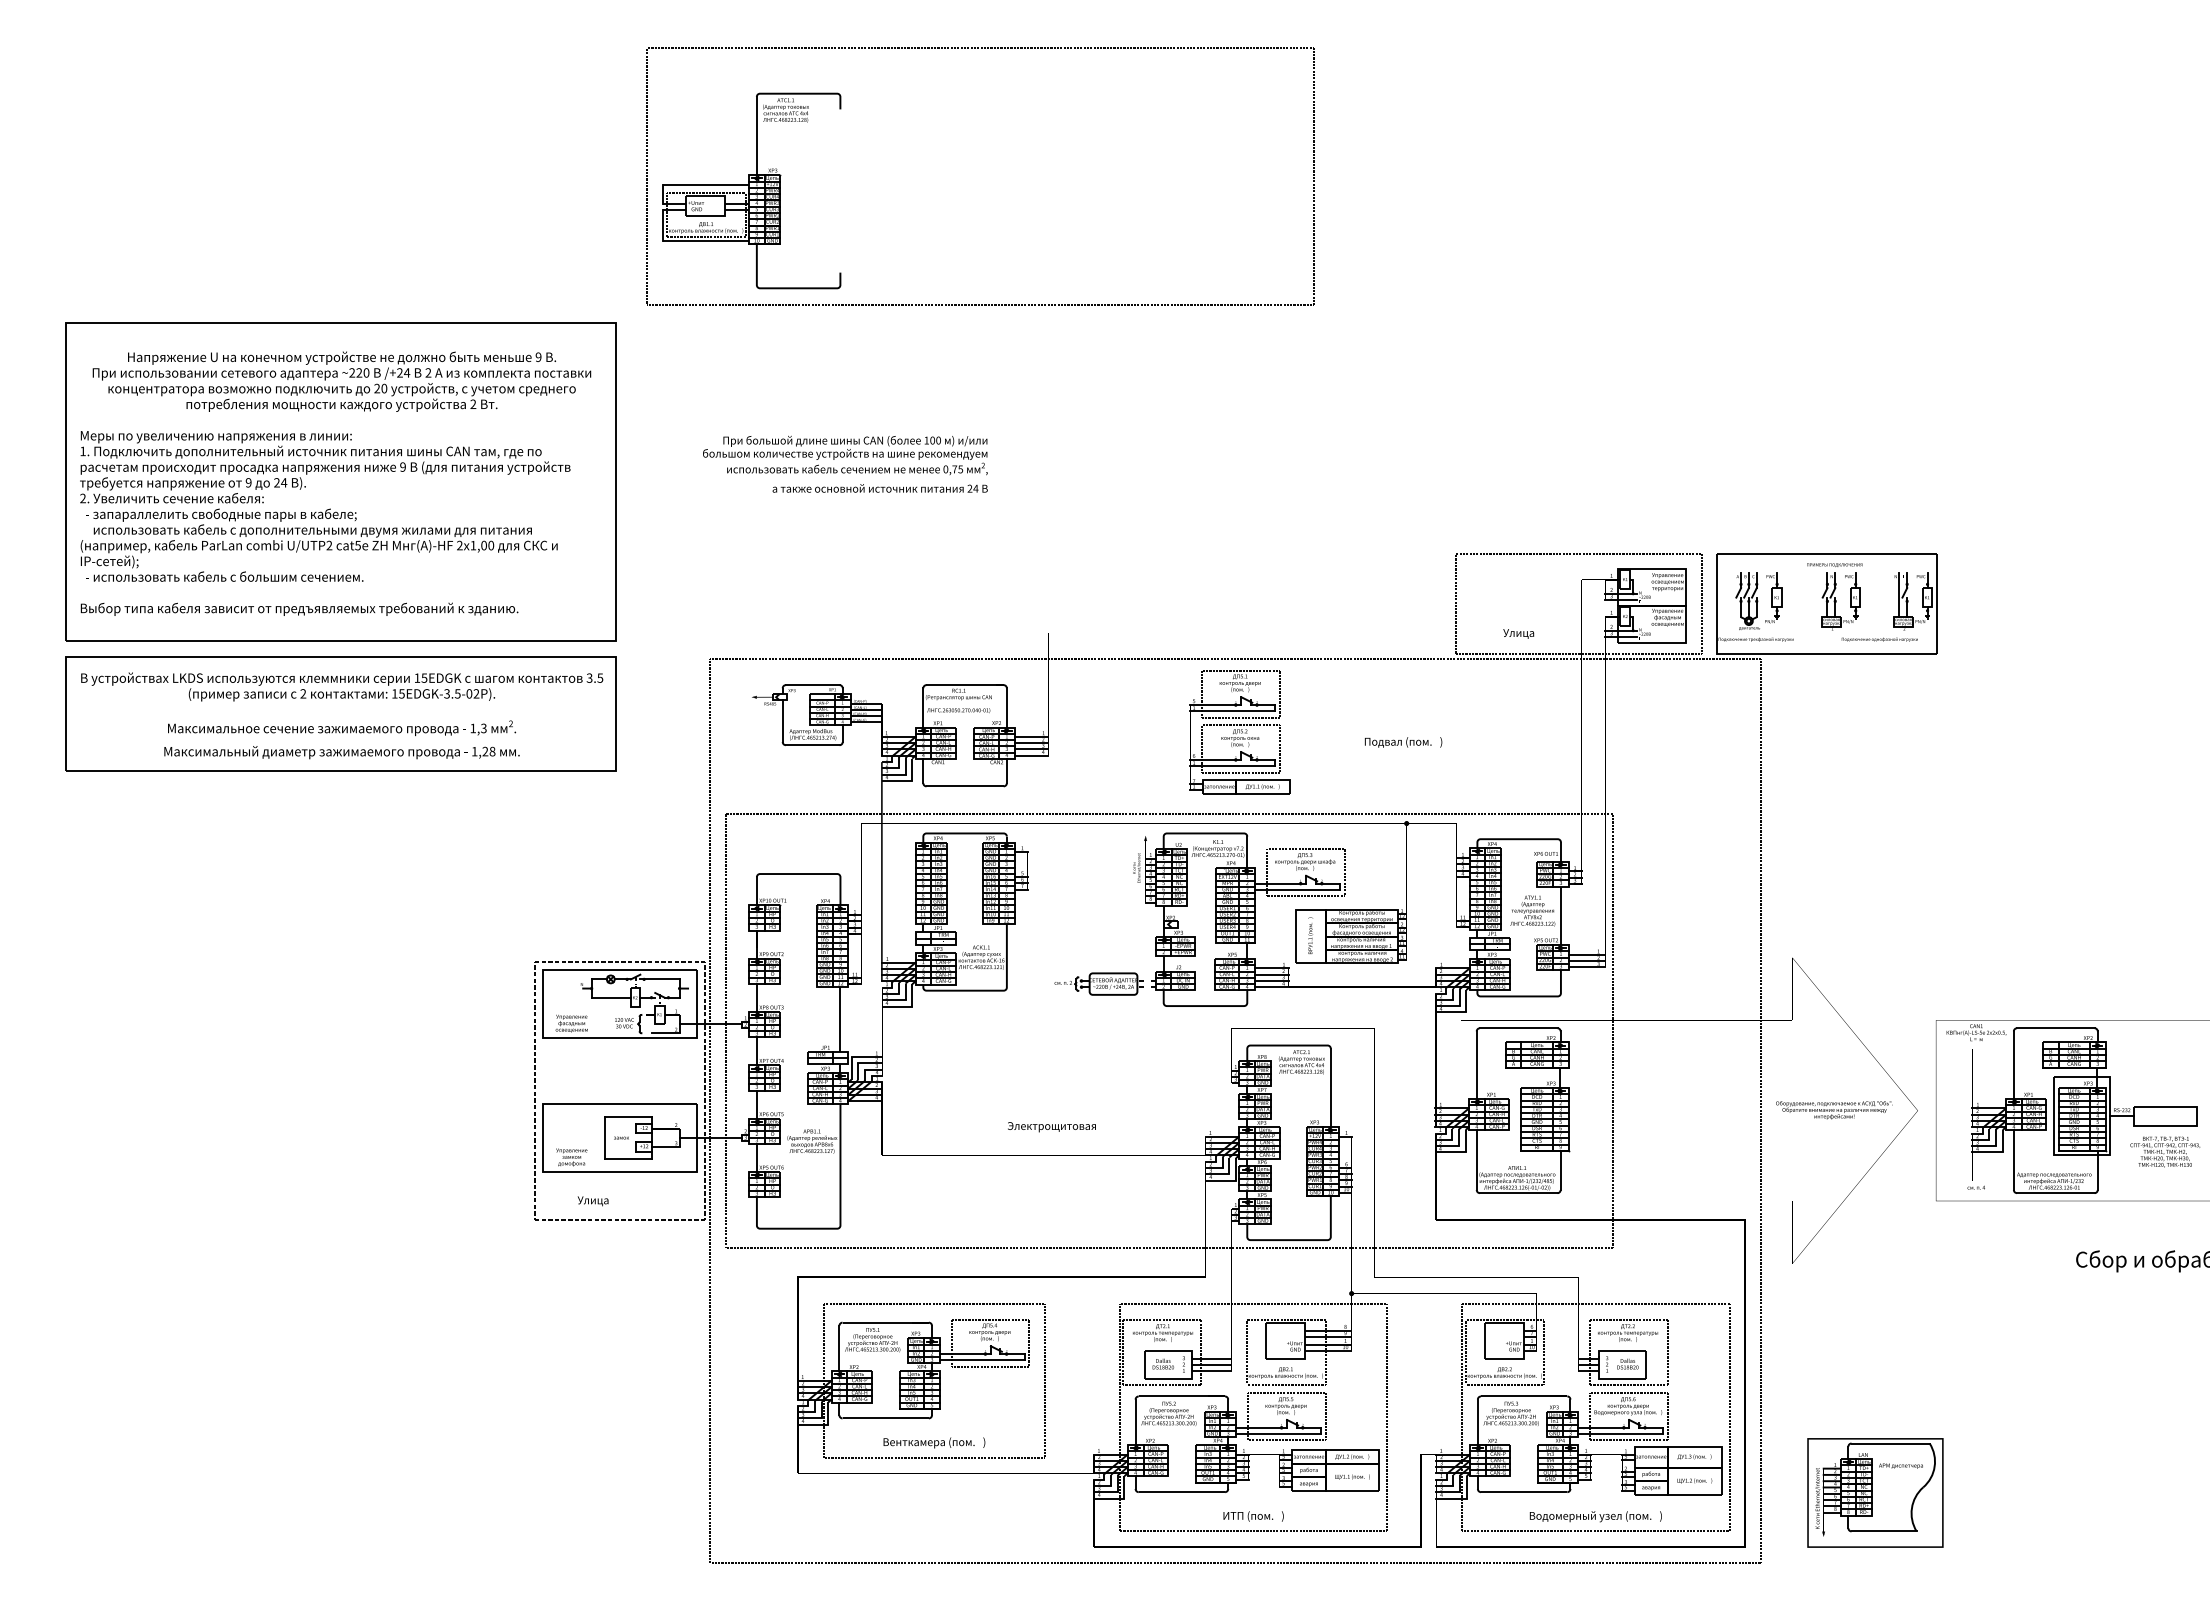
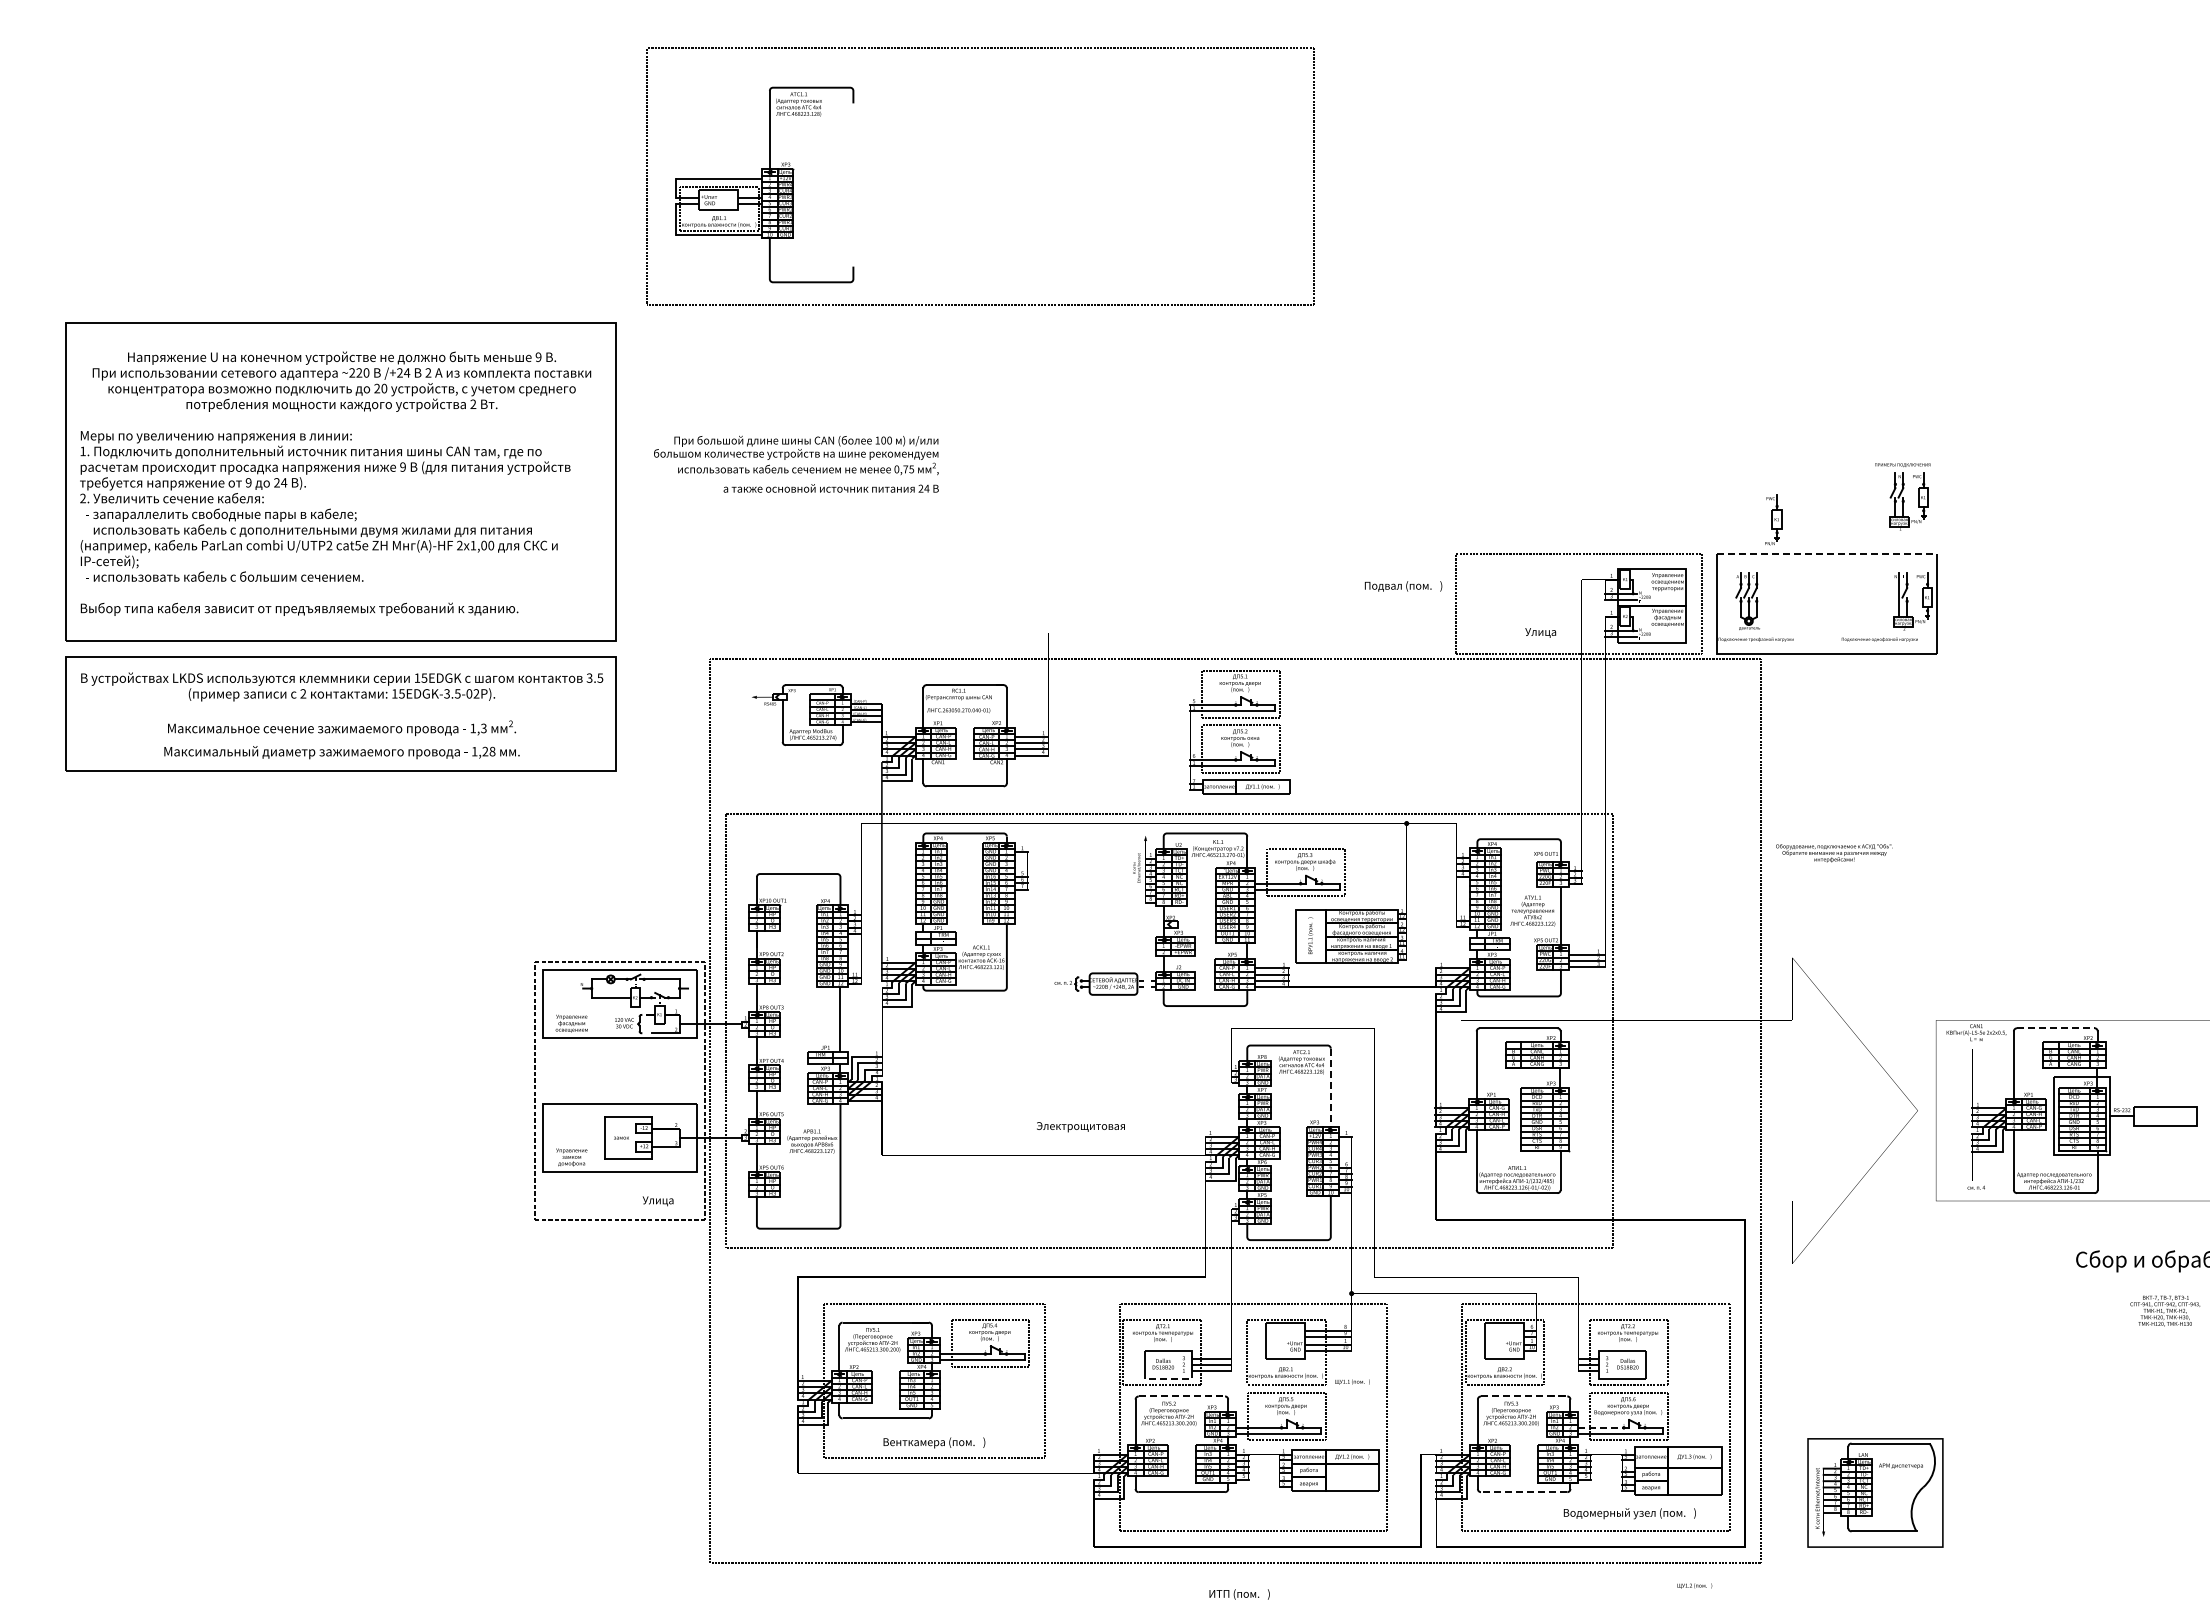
part position: (751, 190) -> (764, 184) (764, 184)
text position: (845, 463) -> (796, 463) (796, 463)
line: solid -> dashed (1827, 553)
part position: (1834, 596) -> (1902, 496) (1902, 496)
part position: (1773, 597) -> (1773, 519) (1773, 519)
text position: (1518, 633) -> (1540, 632) (1540, 632)
text position: (1403, 742) -> (1403, 586) (1403, 586)
line: solid -> dashed (2055, 1028)
line: solid -> dashed (1330, 1088)
text position: (1834, 1110) -> (1834, 853) (1834, 853)
text position: (1051, 1127) -> (1080, 1127) (1080, 1127)
text position: (2165, 1151) -> (2165, 1310) (2165, 1310)
text position: (592, 1201) -> (657, 1201) (657, 1201)
line: solid -> dashed (1172, 1379)
line: solid -> dashed (1191, 1396)
line: solid -> dashed (1533, 1396)
line: solid -> dashed (1601, 1427)
text position: (1352, 1476) -> (1352, 1381) (1352, 1381)
text position: (1694, 1480) -> (1694, 1585) (1694, 1585)
line: solid -> dashed (1523, 1492)
text position: (1253, 1516) -> (1239, 1594) (1239, 1594)
text position: (1595, 1516) -> (1629, 1513) (1629, 1513)
